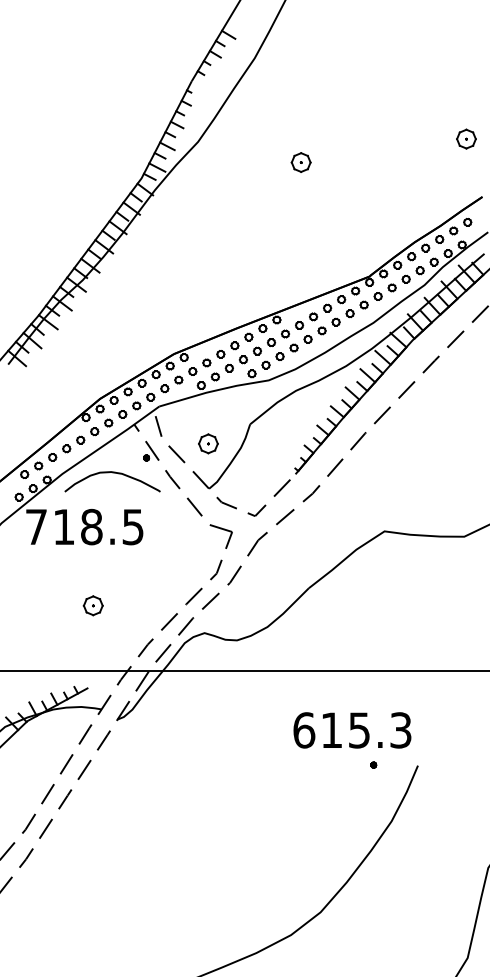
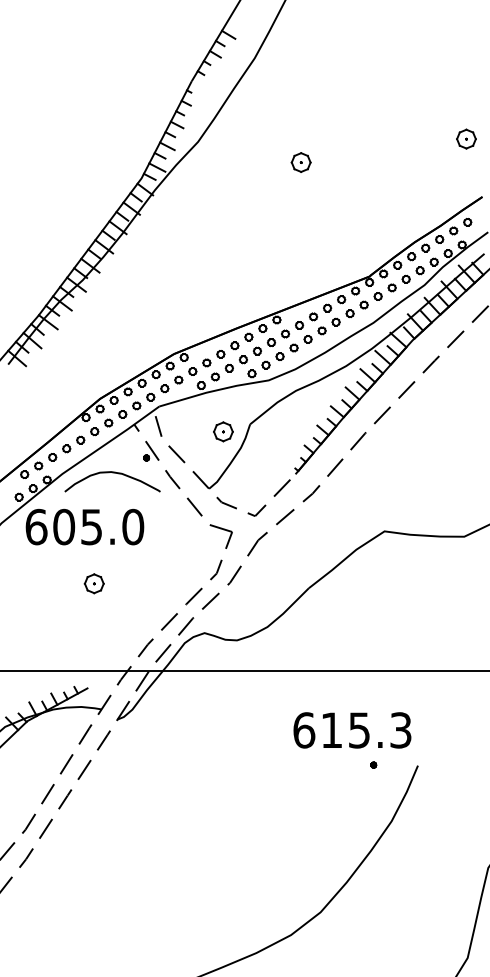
part position: (208, 443) -> (223, 431) (223, 431)
text: 718.5 -> 605.0 (84, 526)
part position: (92, 605) -> (93, 583) (93, 583)
